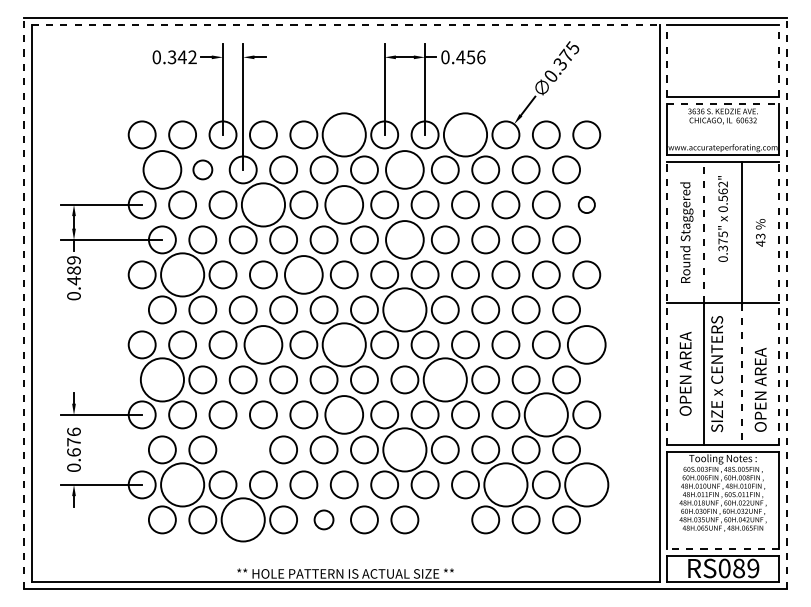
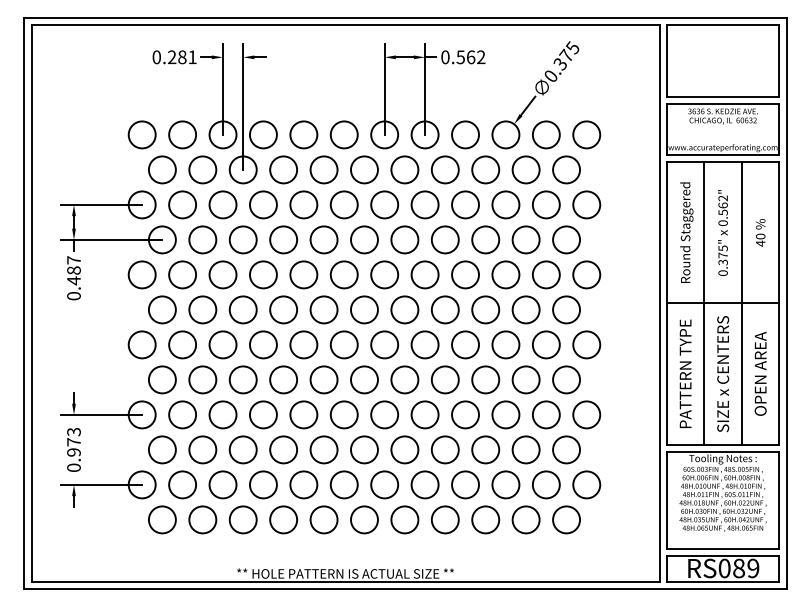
line: dashed -> solid (346, 25)
text: 0.342 -> 0.281 (181, 57)
text: 0.456 -> 0.562 (470, 57)
line: dashed -> solid (666, 61)
line: dashed -> solid (779, 61)
line: dashed -> solid (723, 104)
circle diameter: 43 px -> 27 px (343, 134)
circle diameter: 43 px -> 27 px (465, 134)
circle diameter: 38 px -> 27 px (161, 169)
circle size: 22x22 px -> 30x30 px (202, 169)
circle diameter: 38 px -> 27 px (404, 169)
circle diameter: 43 px -> 27 px (262, 204)
circle diameter: 38 px -> 27 px (343, 204)
circle size: 19x18 px -> 30x30 px (586, 204)
text position: (722, 218) -> (722, 232) (722, 232)
line: dashed -> solid (704, 232)
text: 43 -> 40 (760, 236)
circle diameter: 38 px -> 27 px (404, 239)
text: 0.489 -> 0.487 (73, 260)
circle diameter: 43 px -> 27 px (182, 274)
circle diameter: 38 px -> 27 px (303, 274)
line: dashed -> solid (24, 303)
line: dashed -> solid (666, 303)
line: dashed -> solid (779, 303)
line: dashed -> solid (786, 303)
circle diameter: 43 px -> 27 px (404, 309)
circle diameter: 38 px -> 27 px (262, 344)
circle diameter: 43 px -> 27 px (343, 344)
circle diameter: 38 px -> 27 px (586, 344)
text: OPEN AREA -> PATTERN TYPE (685, 373)
text position: (717, 374) -> (723, 374) (723, 374)
line: dashed -> solid (741, 374)
circle diameter: 43 px -> 27 px (161, 379)
circle diameter: 43 px -> 27 px (444, 379)
text position: (760, 389) -> (760, 373) (760, 373)
circle diameter: 38 px -> 27 px (343, 414)
circle diameter: 43 px -> 27 px (545, 414)
text: 0.676 -> 0.973 (73, 441)
circle: none -> present (242, 449)
circle diameter: 43 px -> 27 px (404, 449)
circle diameter: 43 px -> 27 px (182, 484)
circle diameter: 43 px -> 27 px (505, 484)
circle diameter: 43 px -> 27 px (586, 484)
circle diameter: 43 px -> 27 px (242, 519)
circle size: 22x22 px -> 30x30 px (323, 519)
circle: none -> present (445, 519)
line: dashed -> solid (722, 548)
